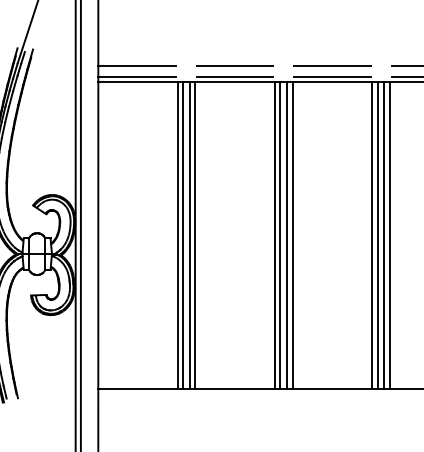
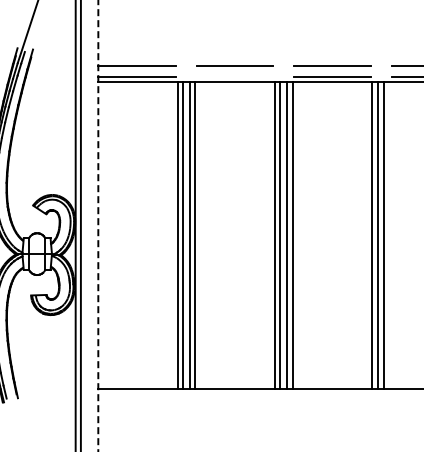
line: present -> none (234, 76)
line: solid -> dashed (98, 226)
line: present -> none (389, 235)
